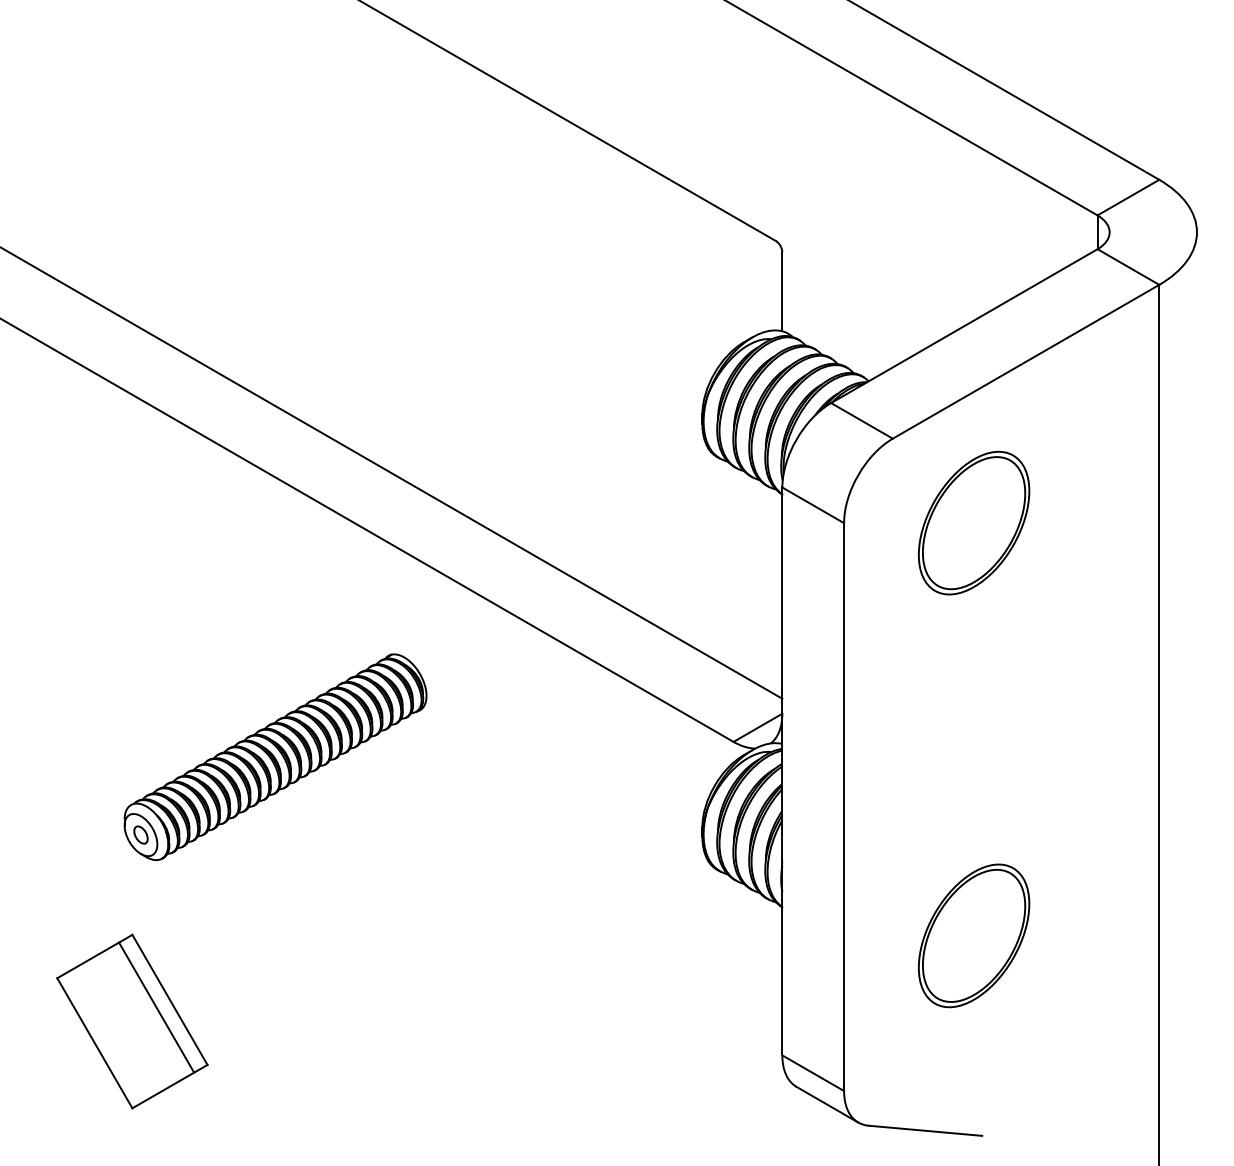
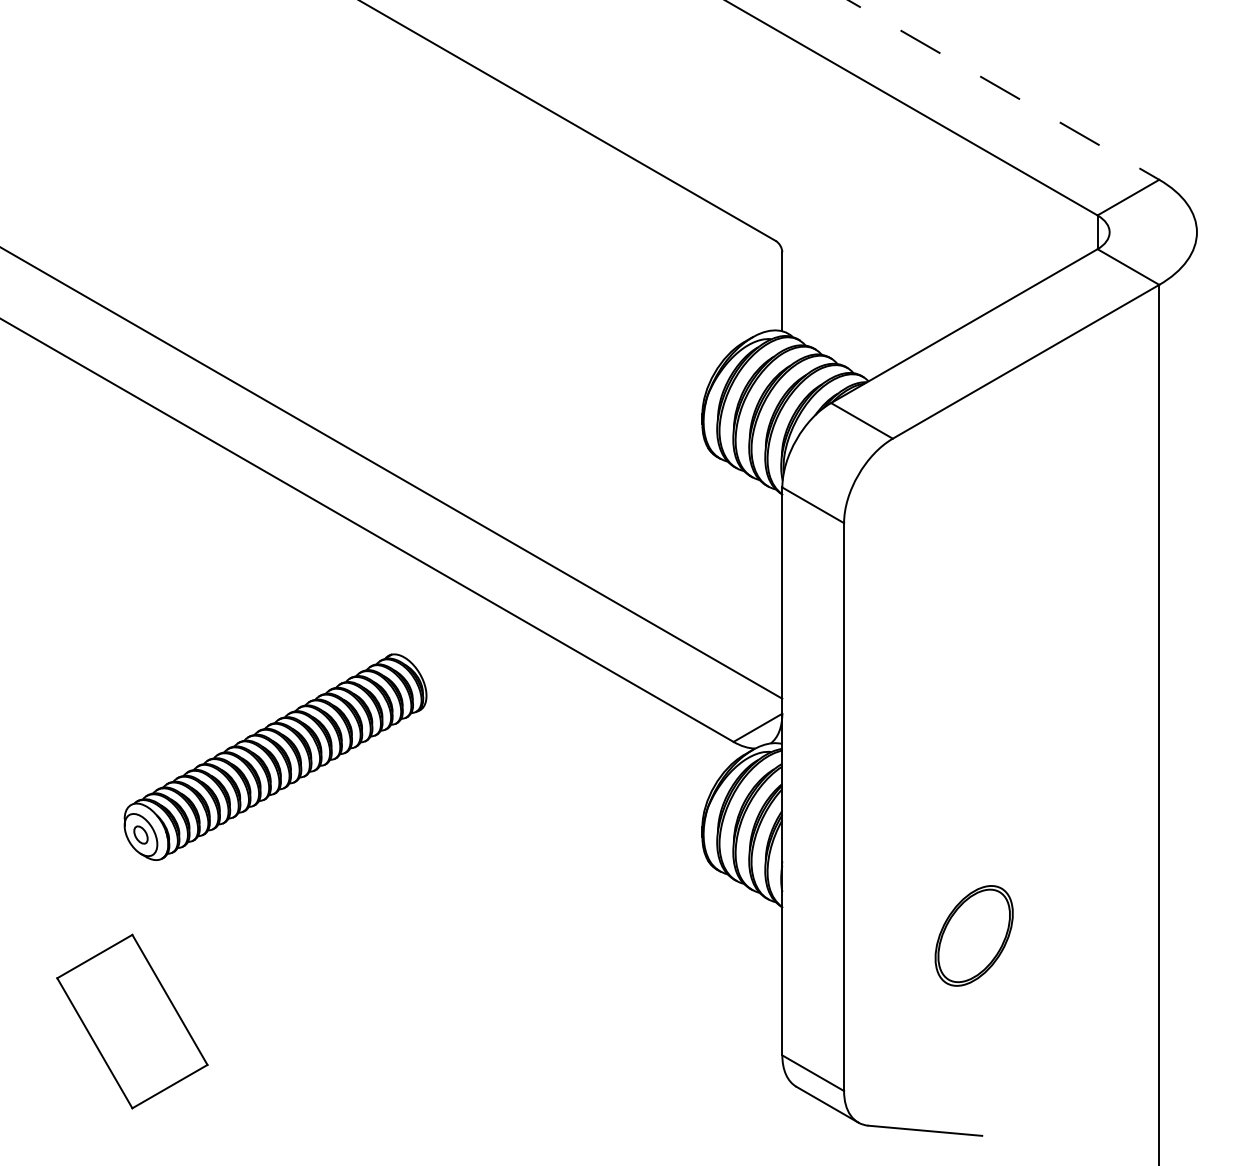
line: solid -> dashed (1004, 90)
part: present -> none (974, 522)
part size: 113x146 px -> 80x102 px (973, 935)
line: present -> none (156, 1007)
